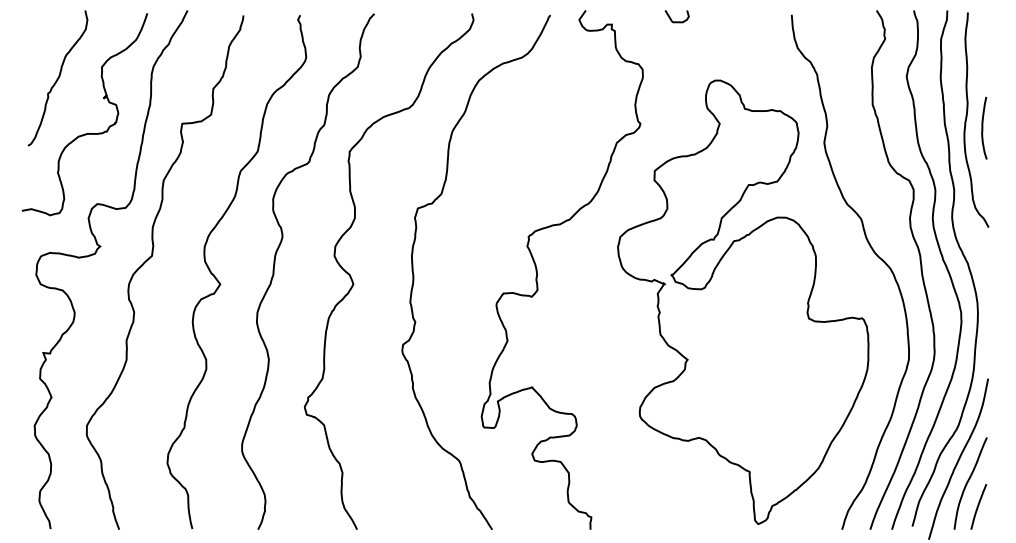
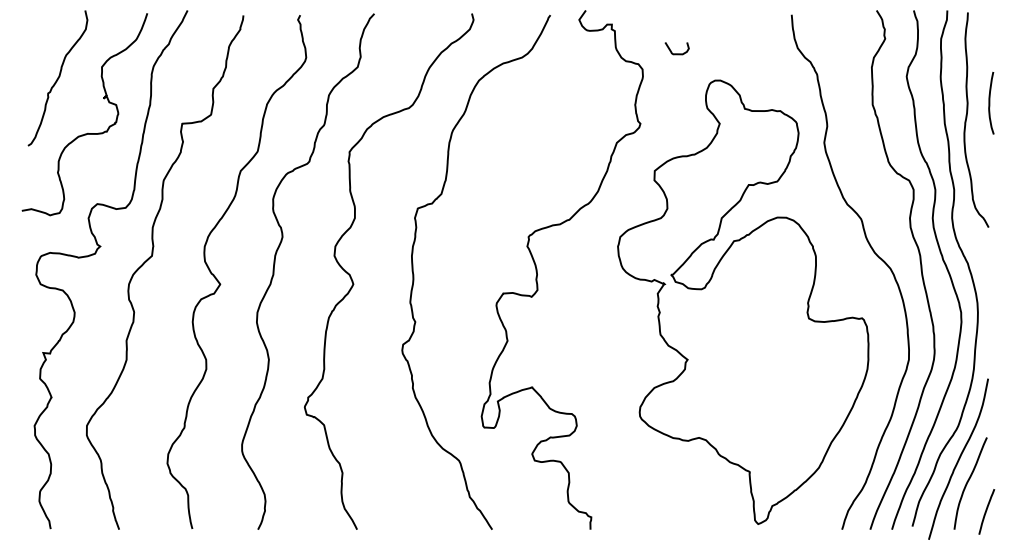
curve position: (676, 21) -> (676, 53) (676, 53)
curve position: (983, 127) -> (990, 102) (990, 102)
line position: (978, 506) -> (986, 511) (986, 511)
